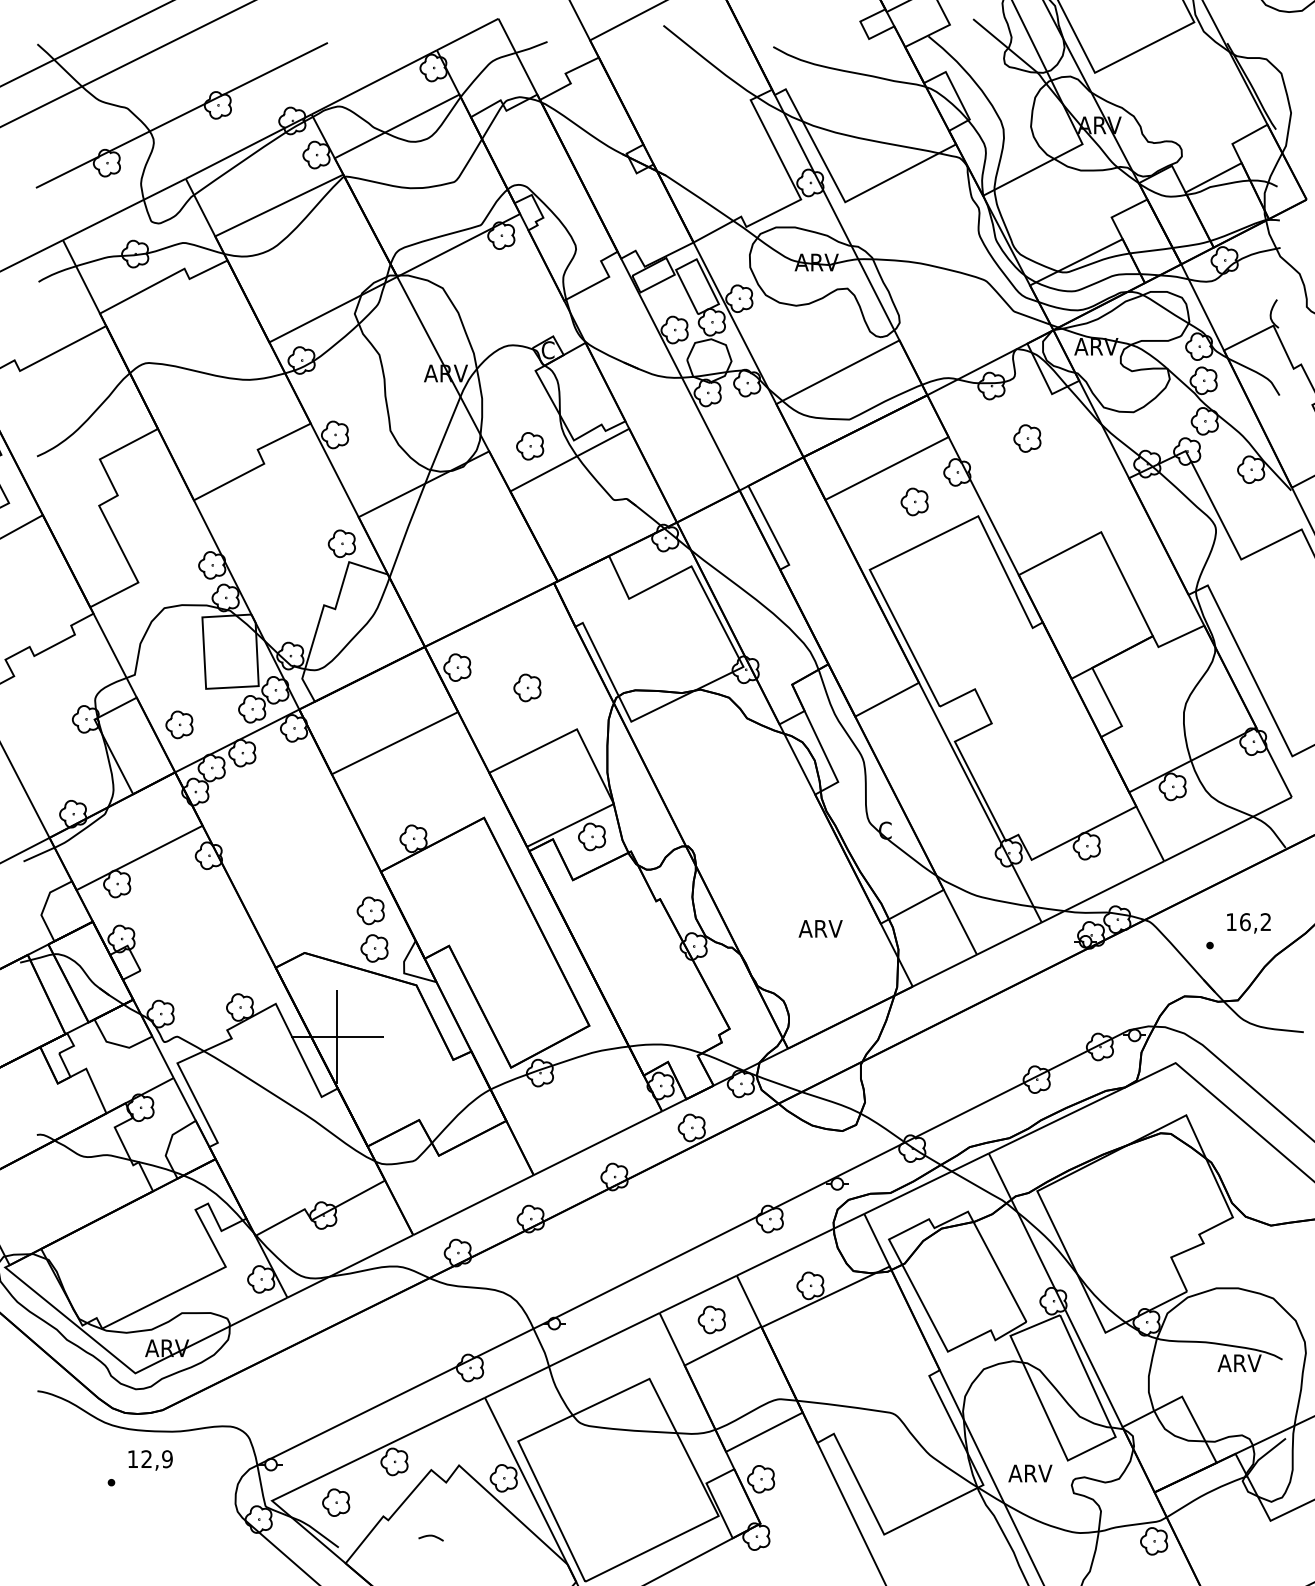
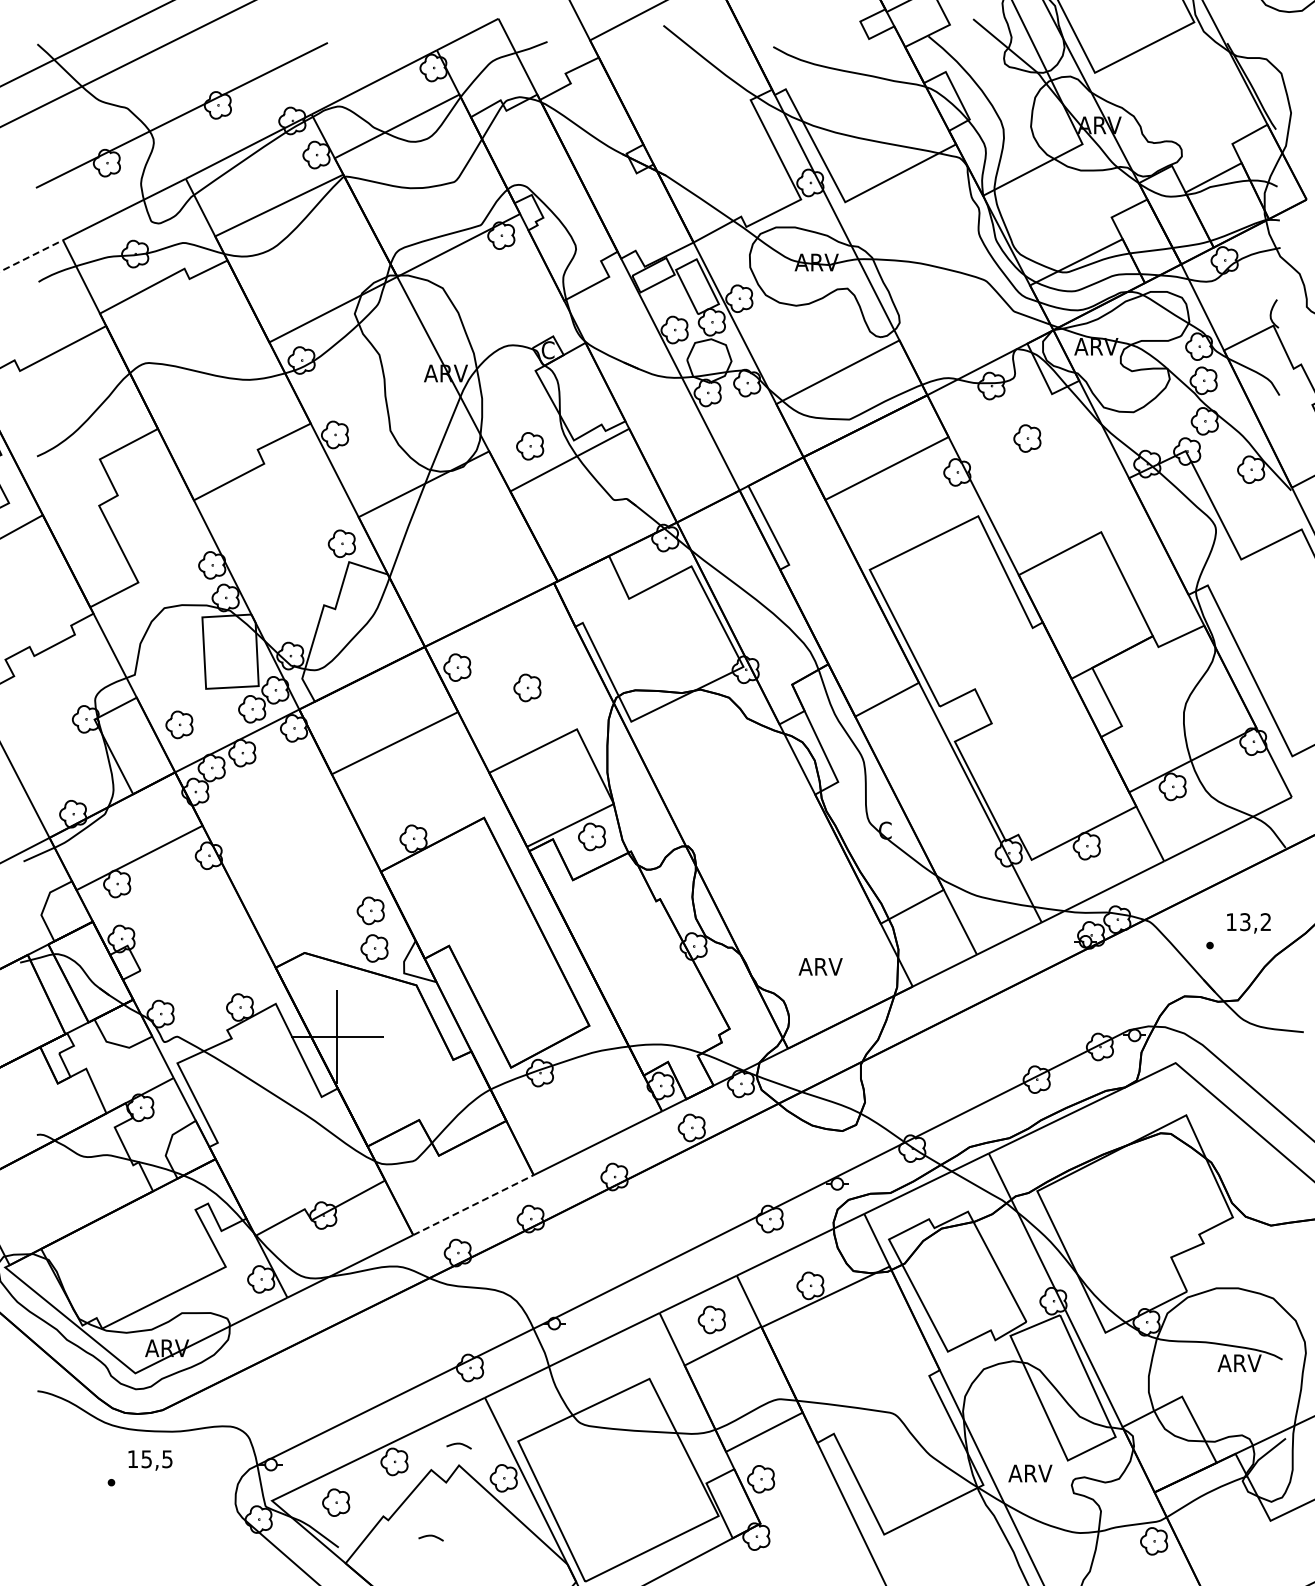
line: solid -> dashed (31, 255)
part: present -> none (914, 501)
text: 16,2 -> 13,2 (1245, 922)
text position: (820, 928) -> (820, 966) (820, 966)
line: solid -> dashed (473, 1204)
curve: none -> present (458, 1444)
text: 12,9 -> 15,5 (156, 1459)
